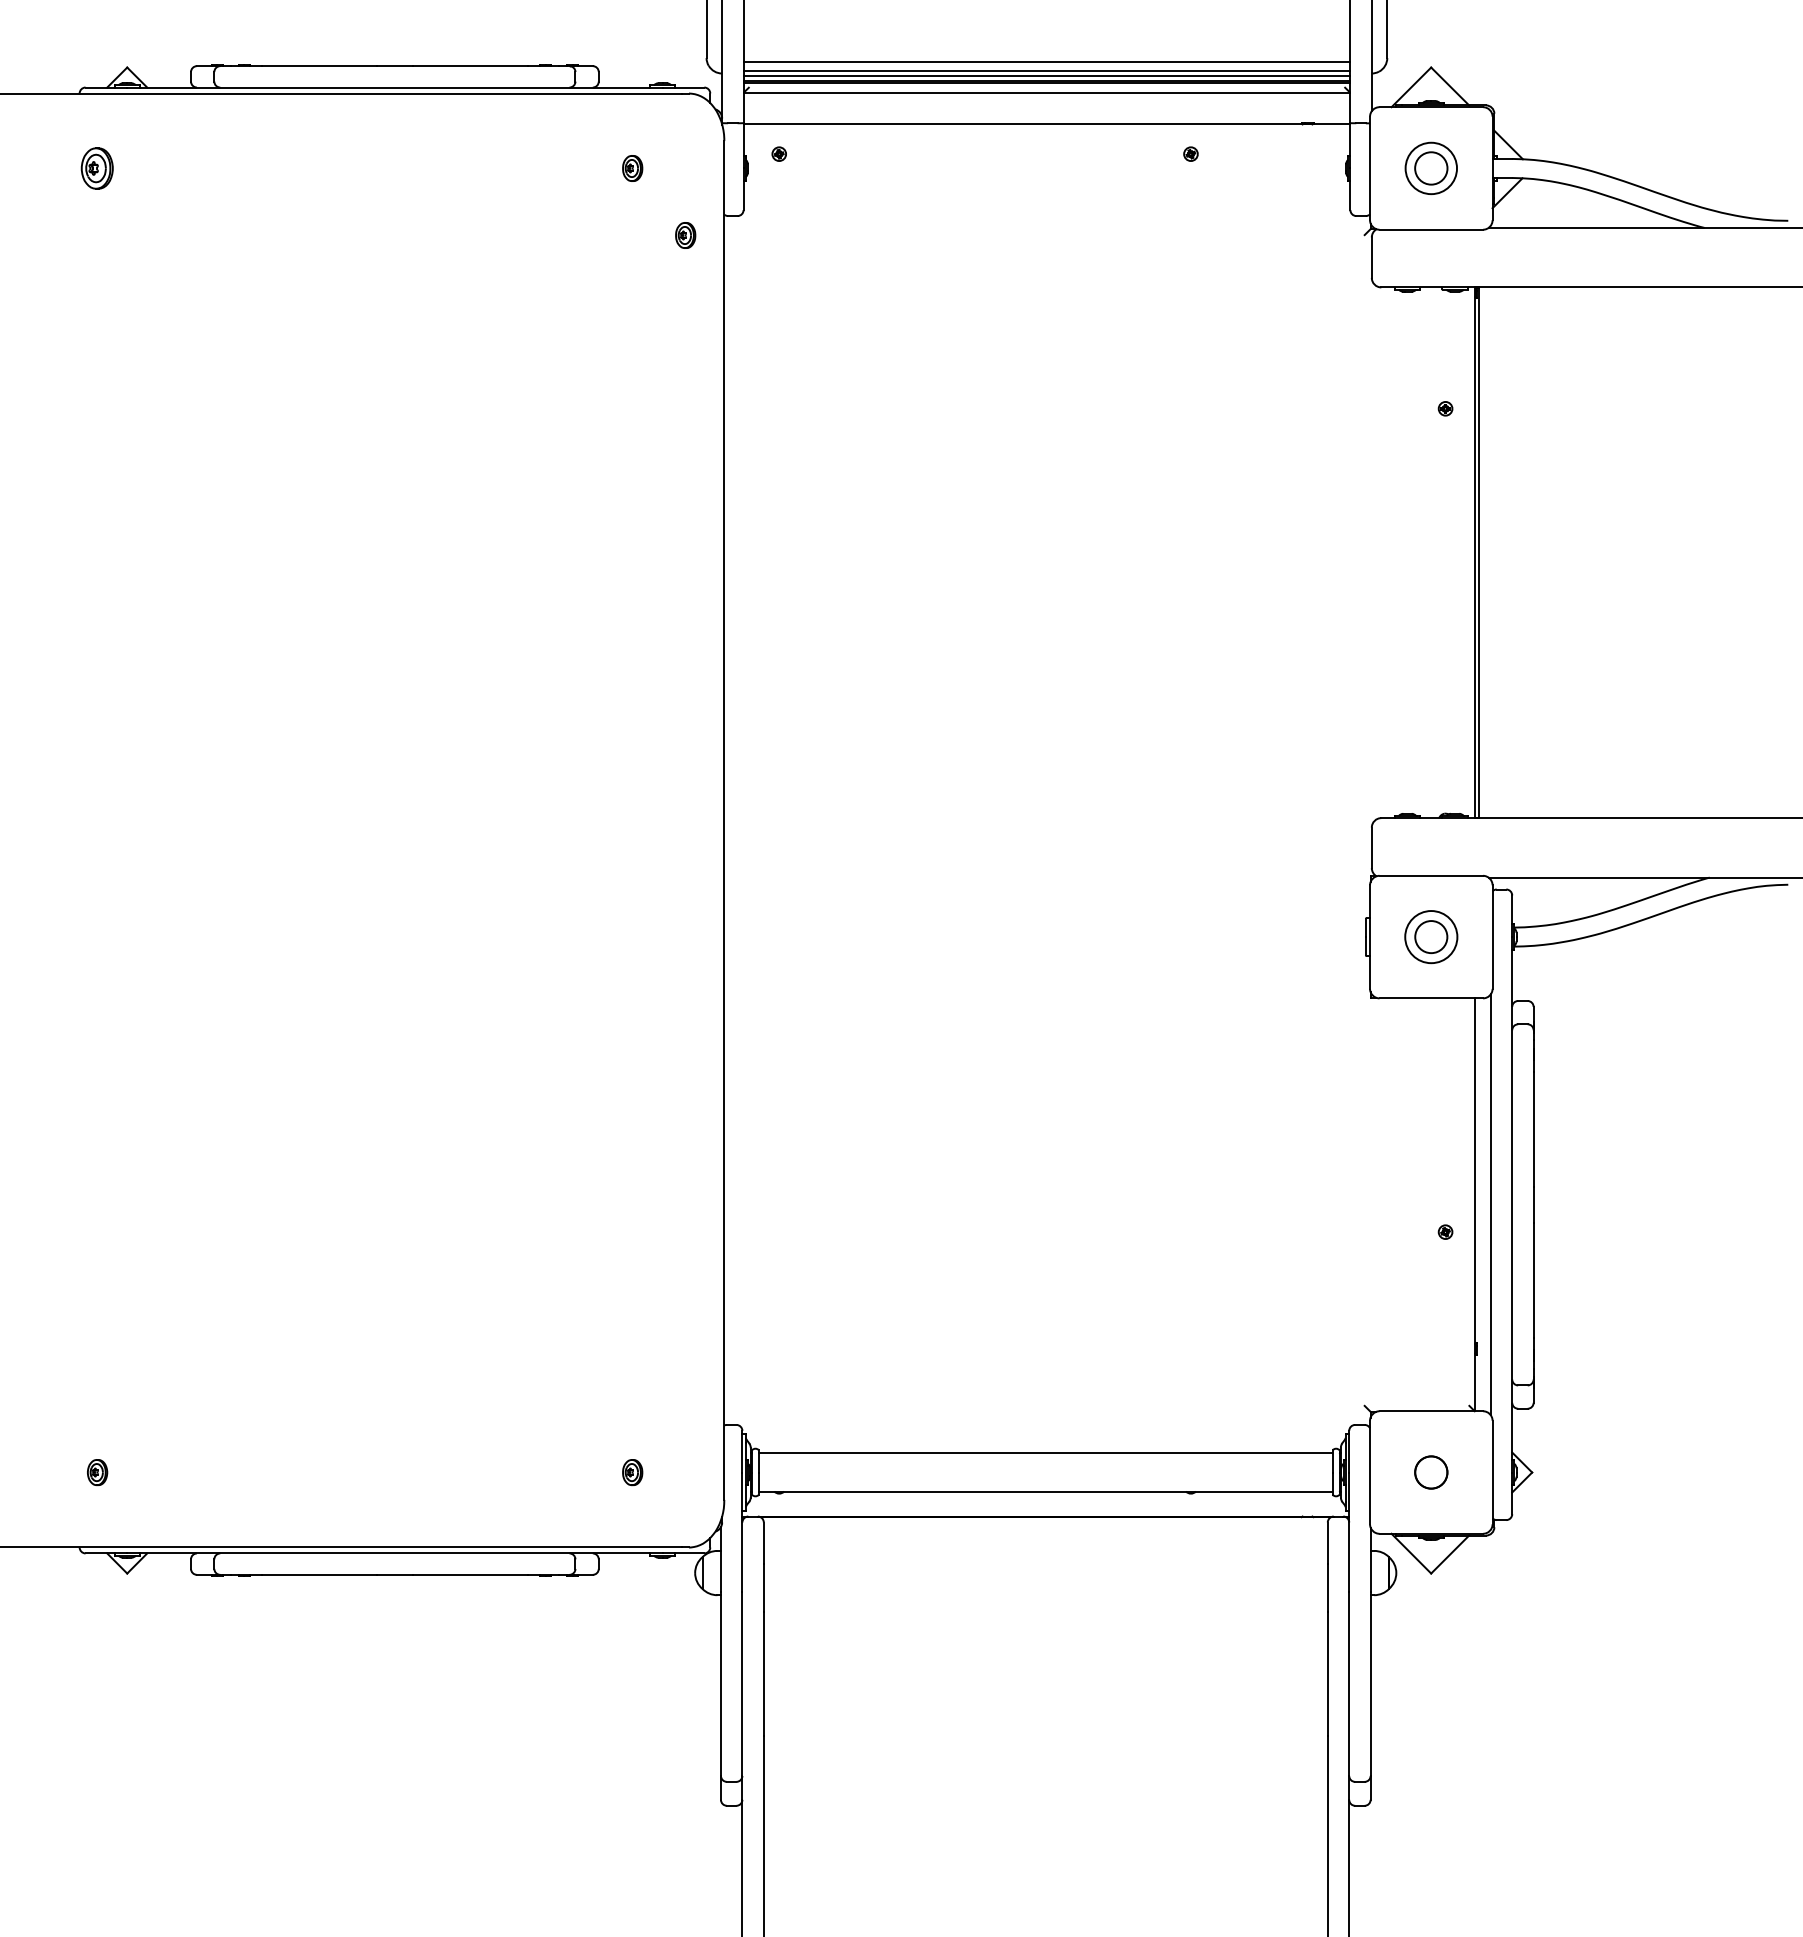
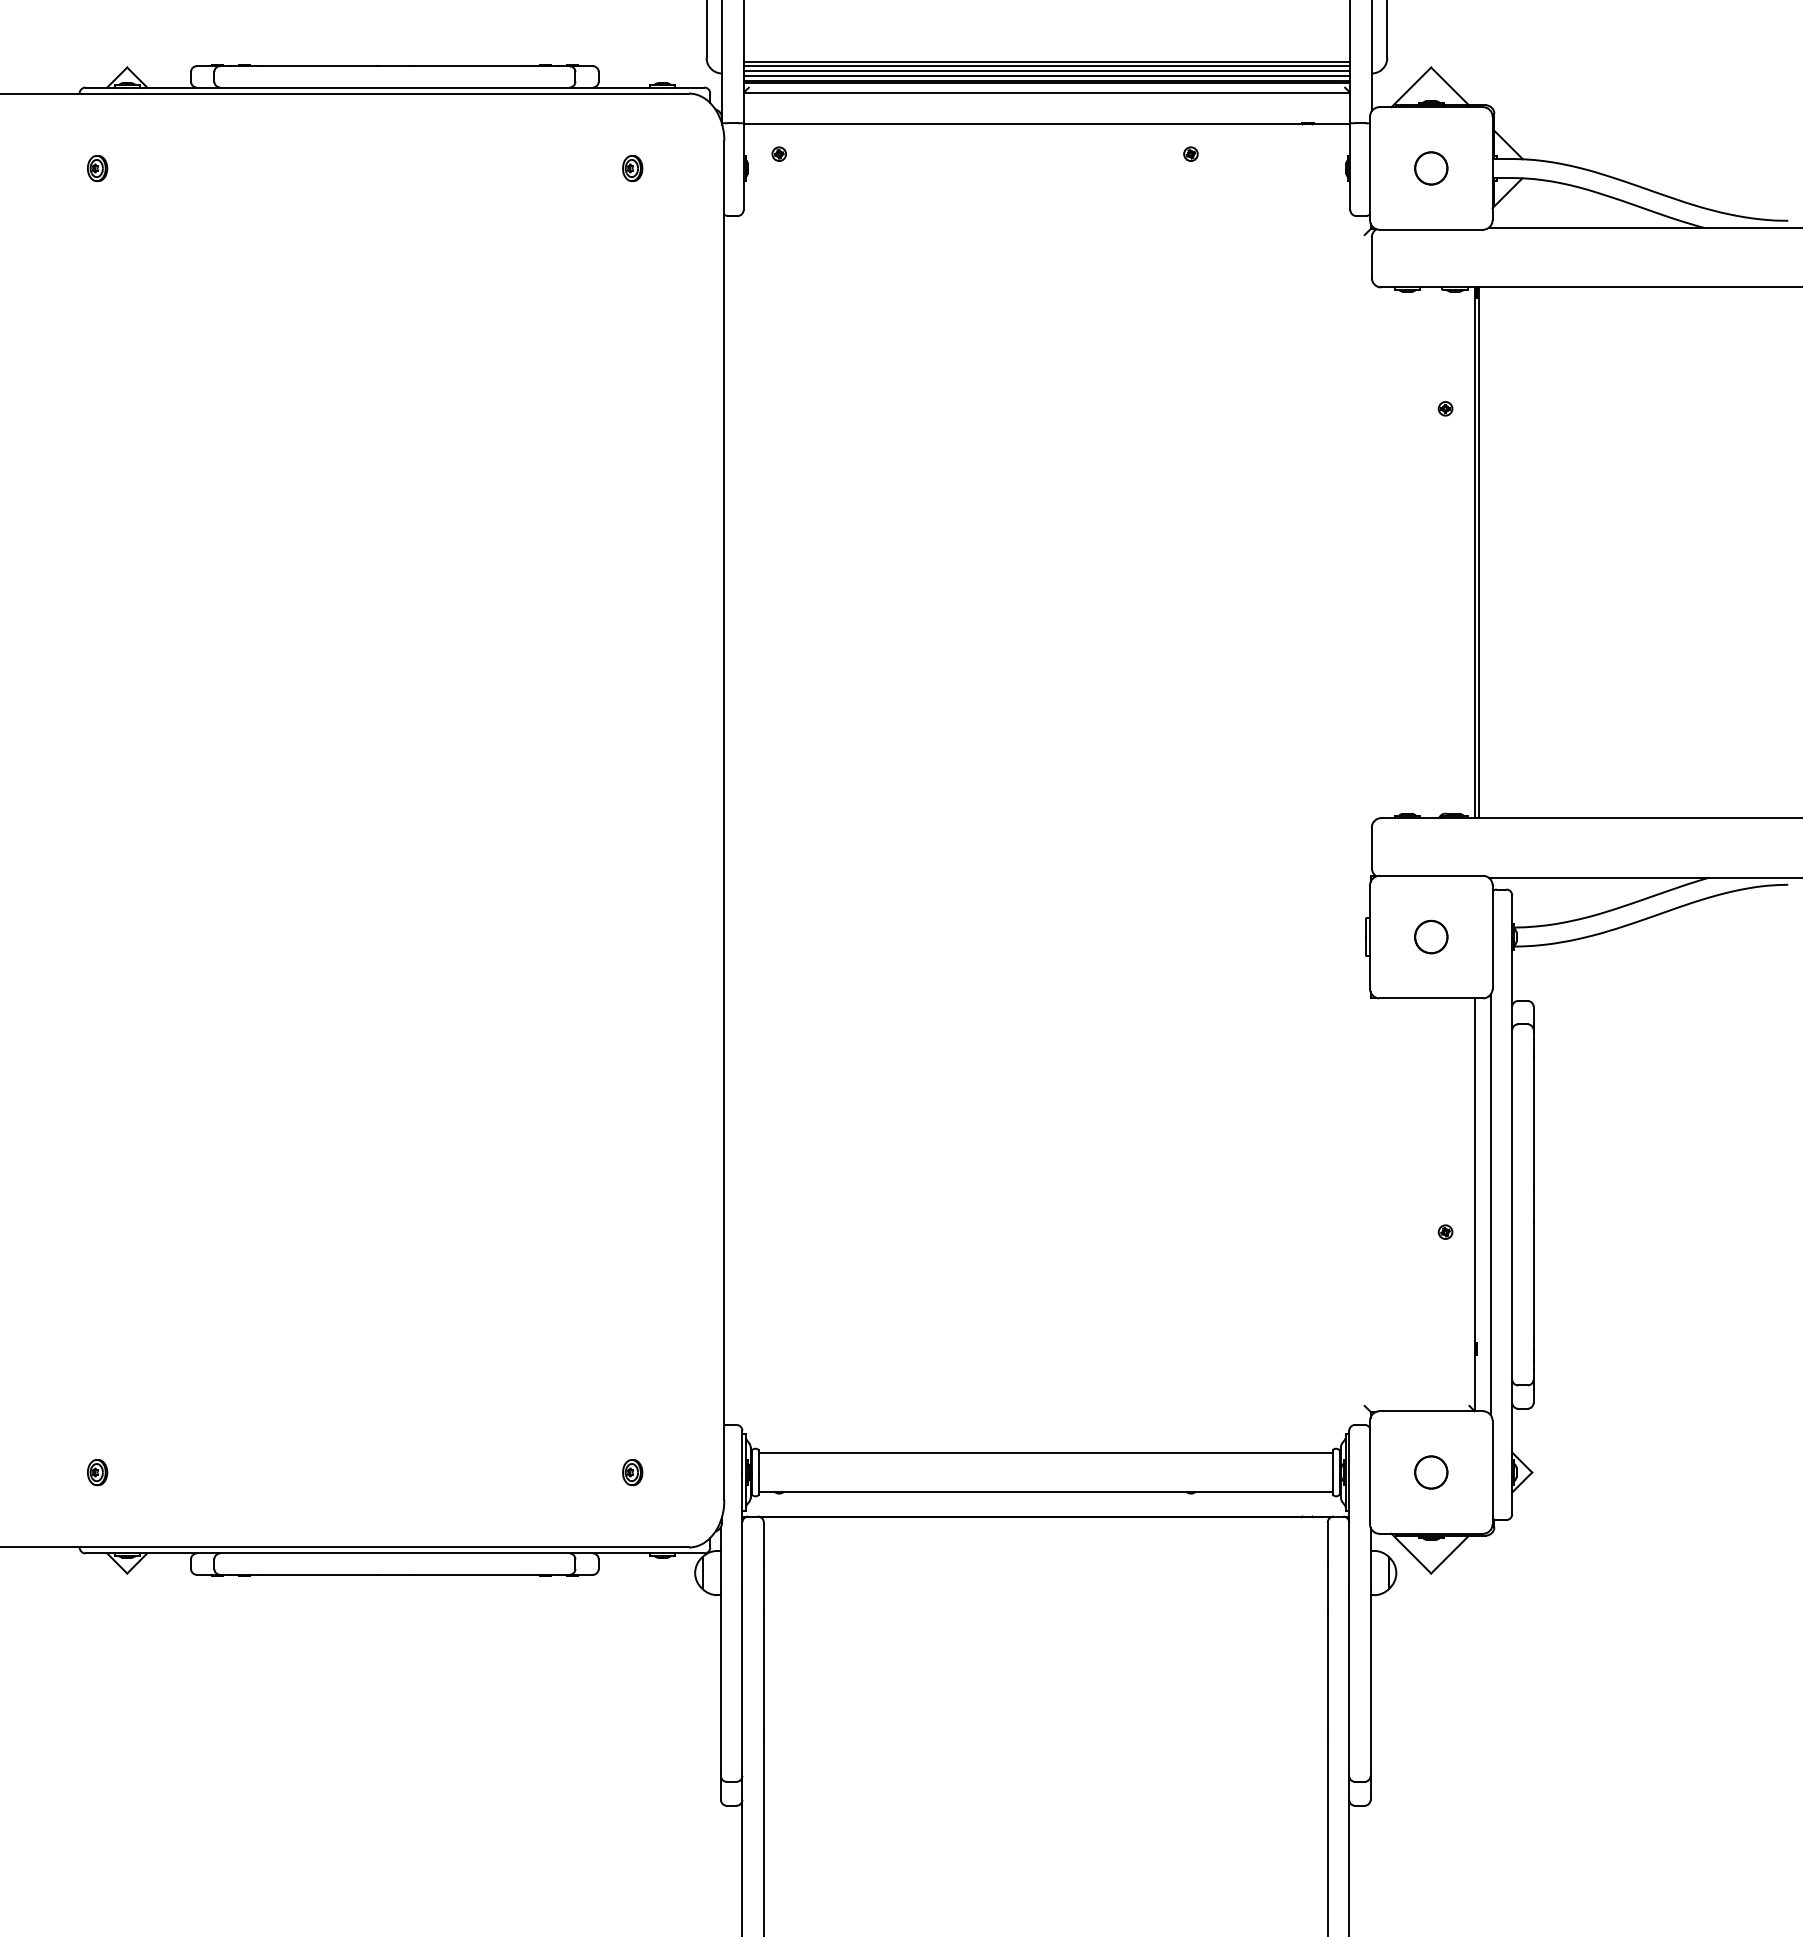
line: none -> present (1046, 66)
part size: 34x43 px -> 22x27 px (97, 168)
circle diameter: 51 px -> 32 px (1431, 168)
part: present -> none (685, 235)
circle diameter: 52 px -> 33 px (1431, 936)
